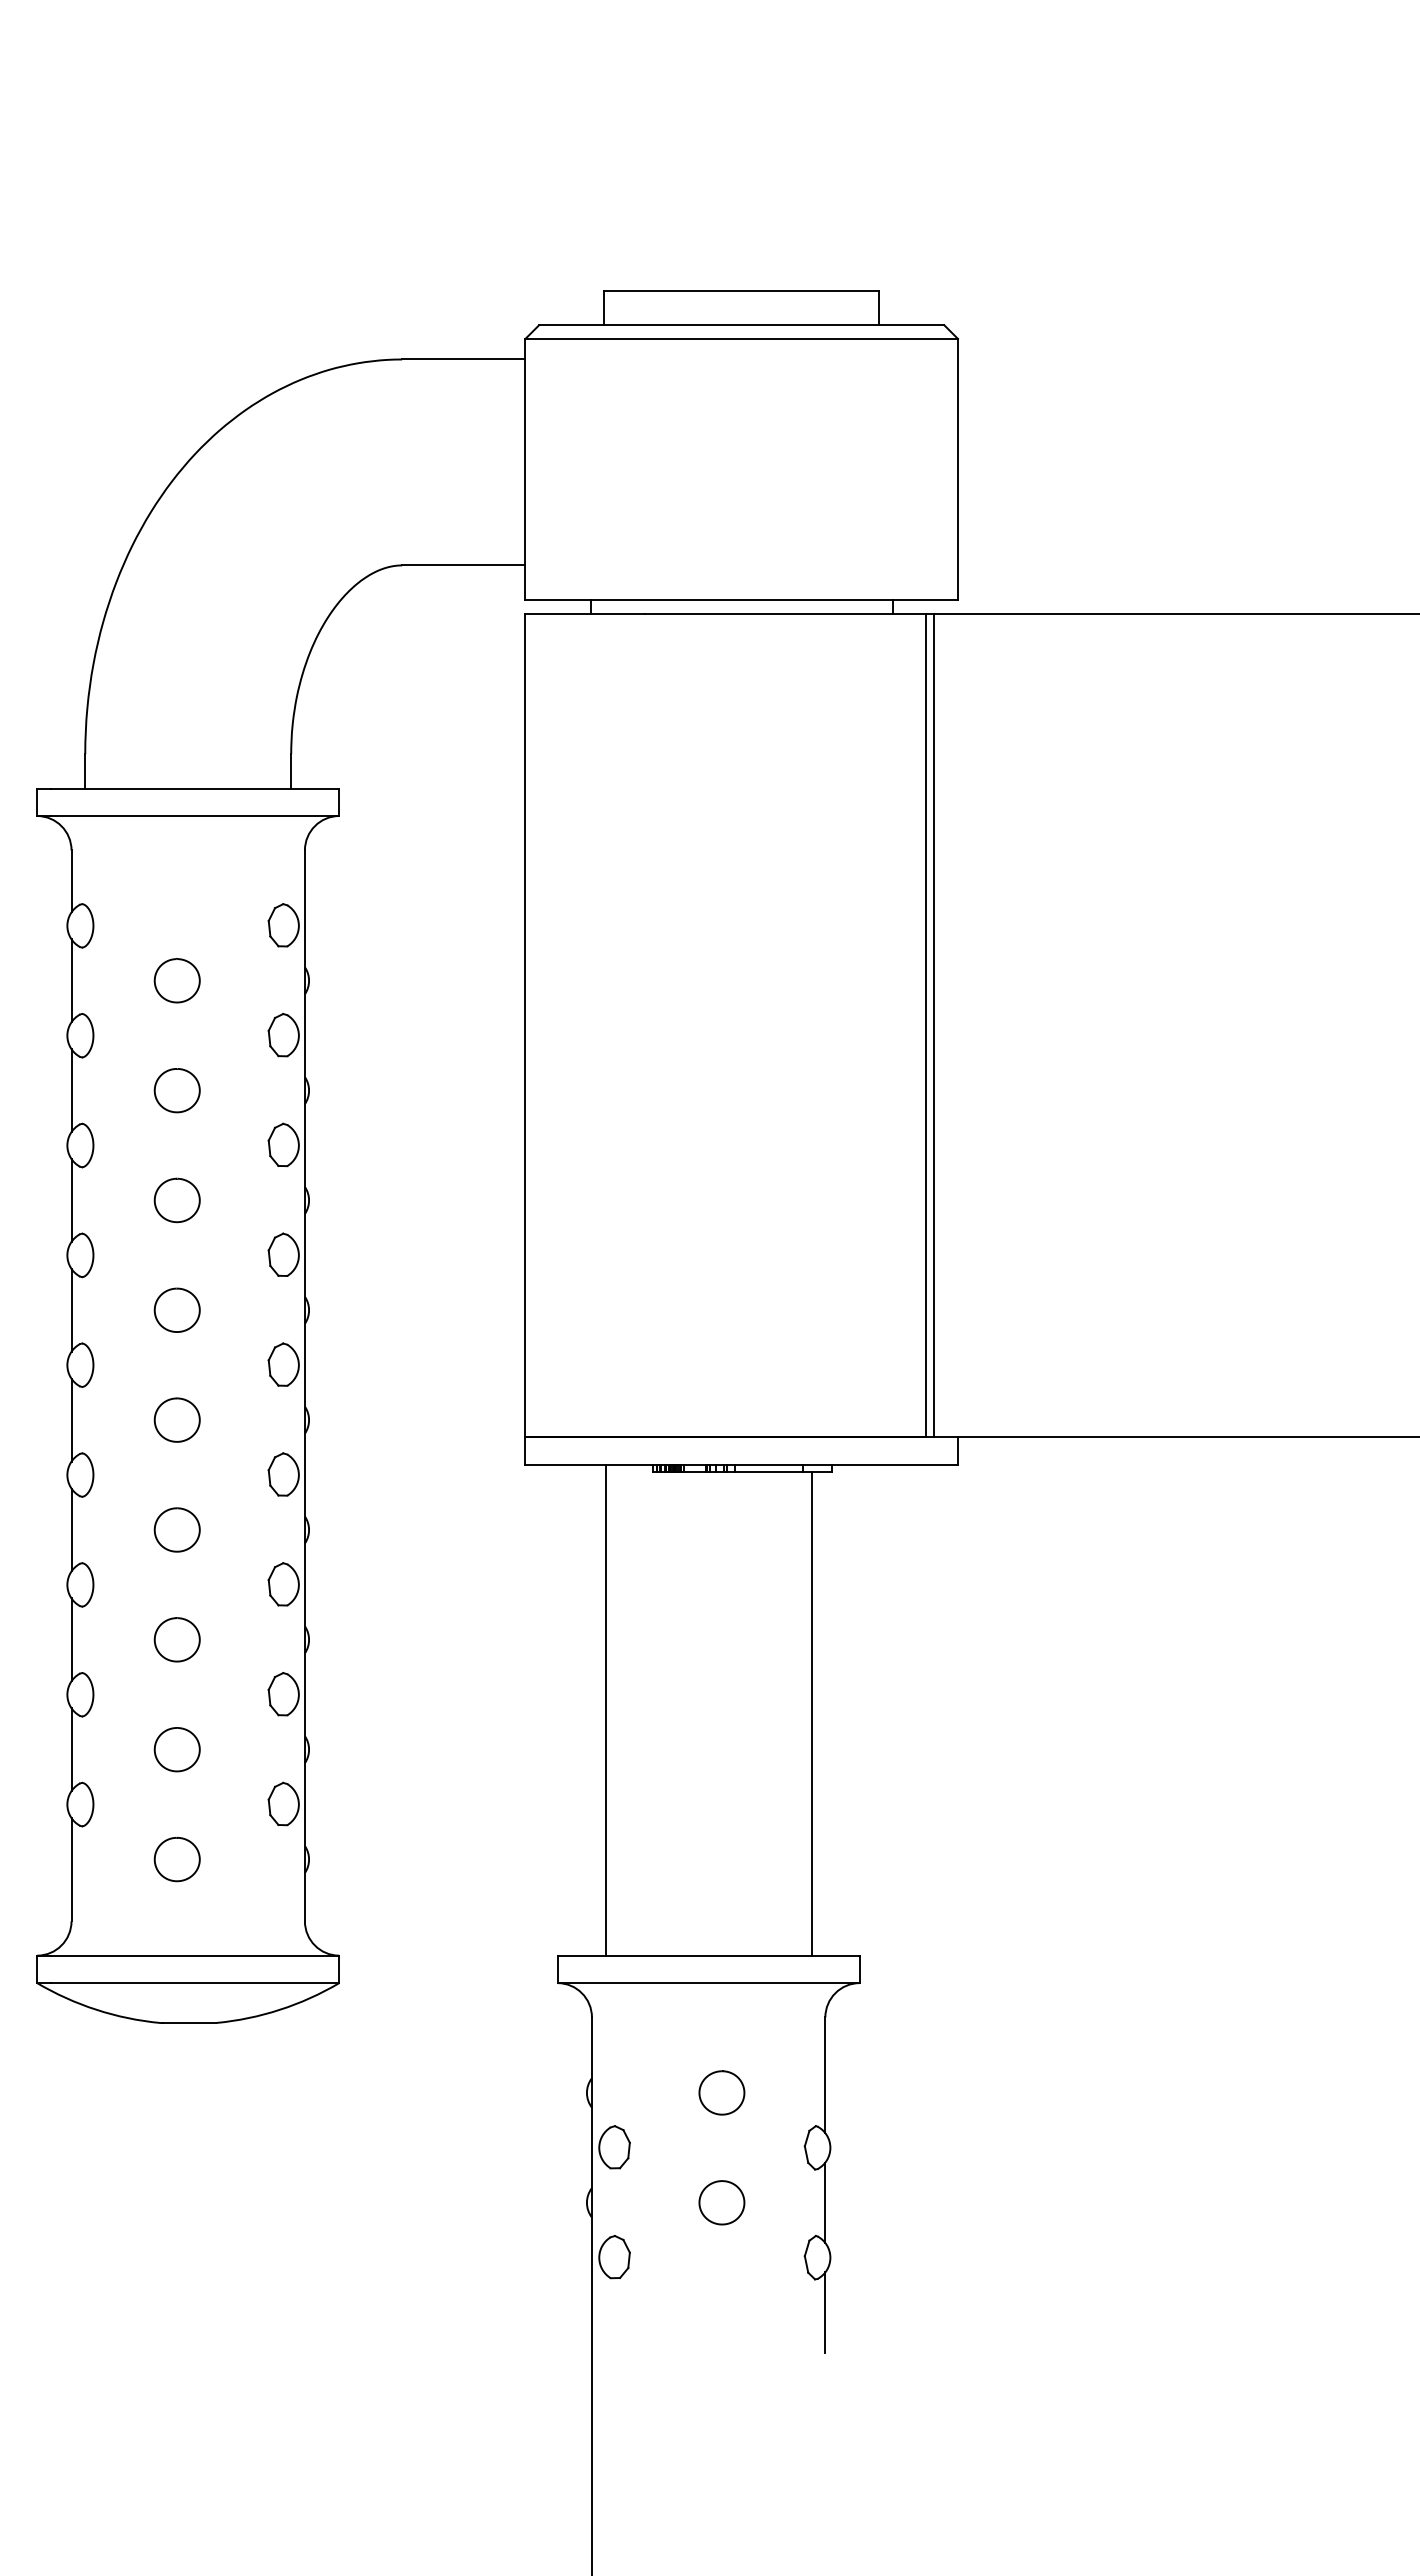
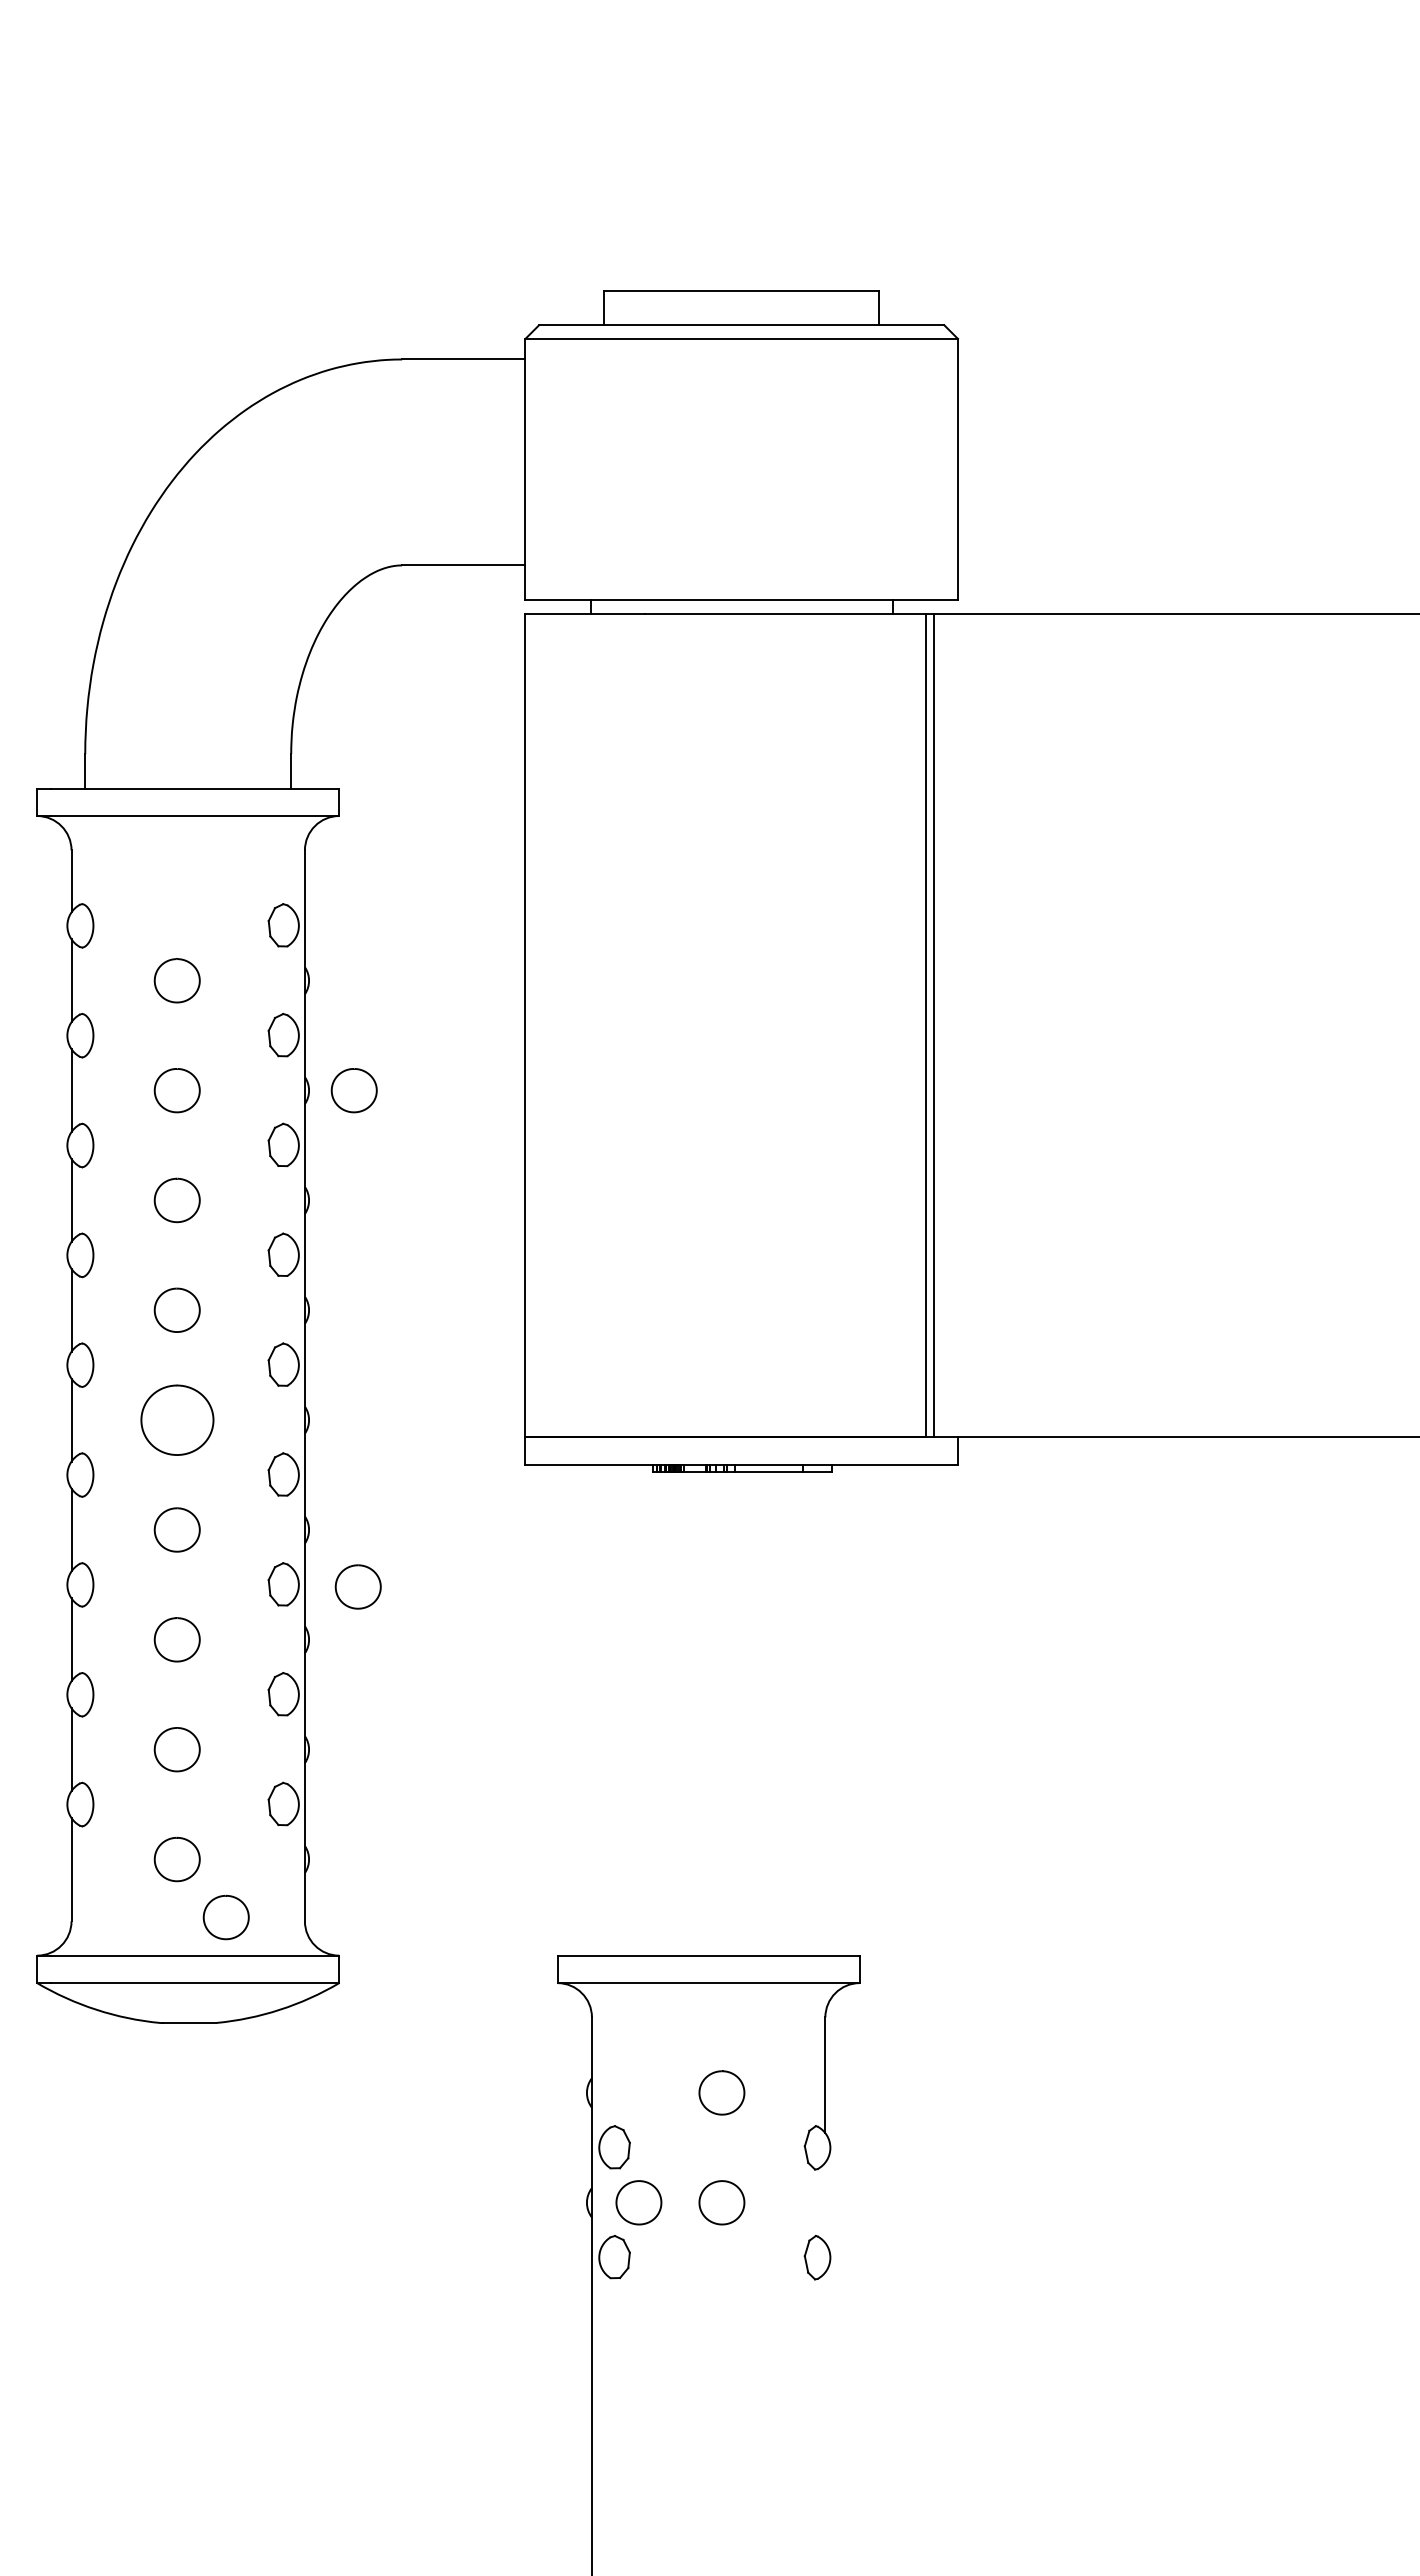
part: none -> present (353, 1090)
part size: 48x46 px -> 75x72 px (177, 1419)
part: none -> present (357, 1586)
line: present -> none (605, 1709)
line: present -> none (811, 1713)
part: none -> present (225, 1917)
part: none -> present (638, 2202)
line: present -> none (825, 2202)
line: present -> none (825, 2312)
